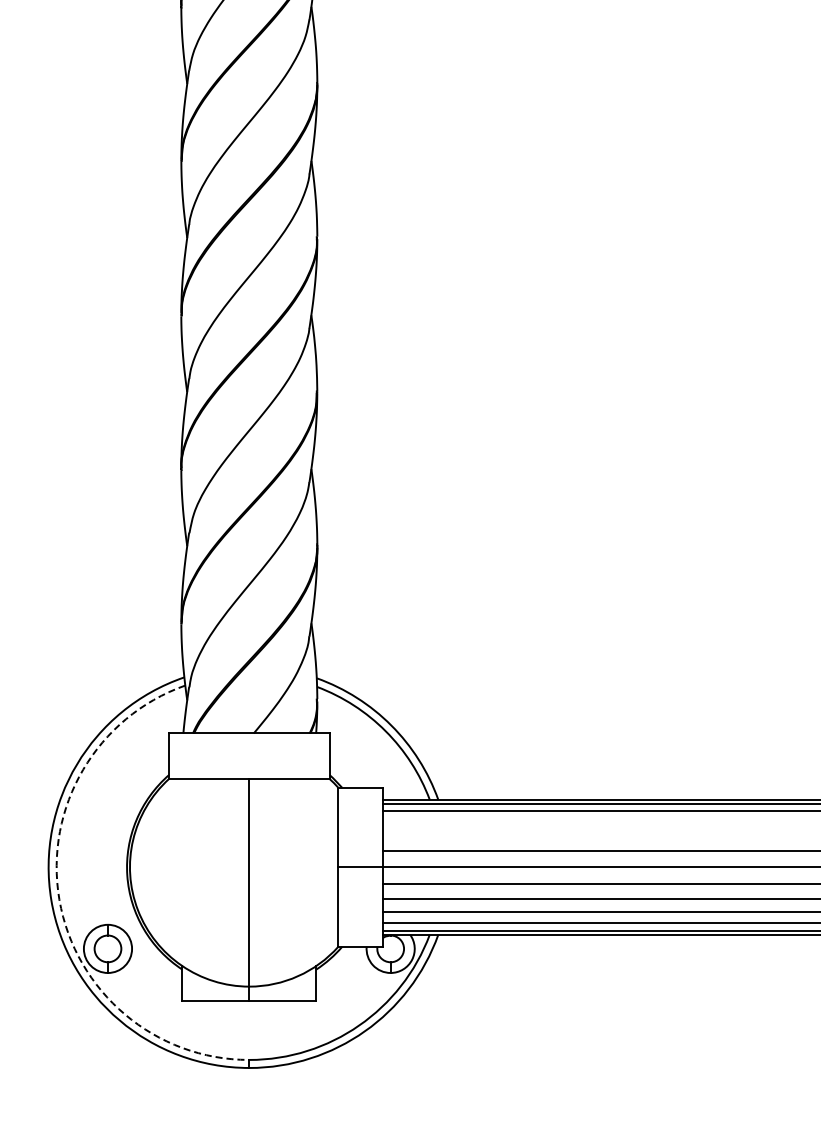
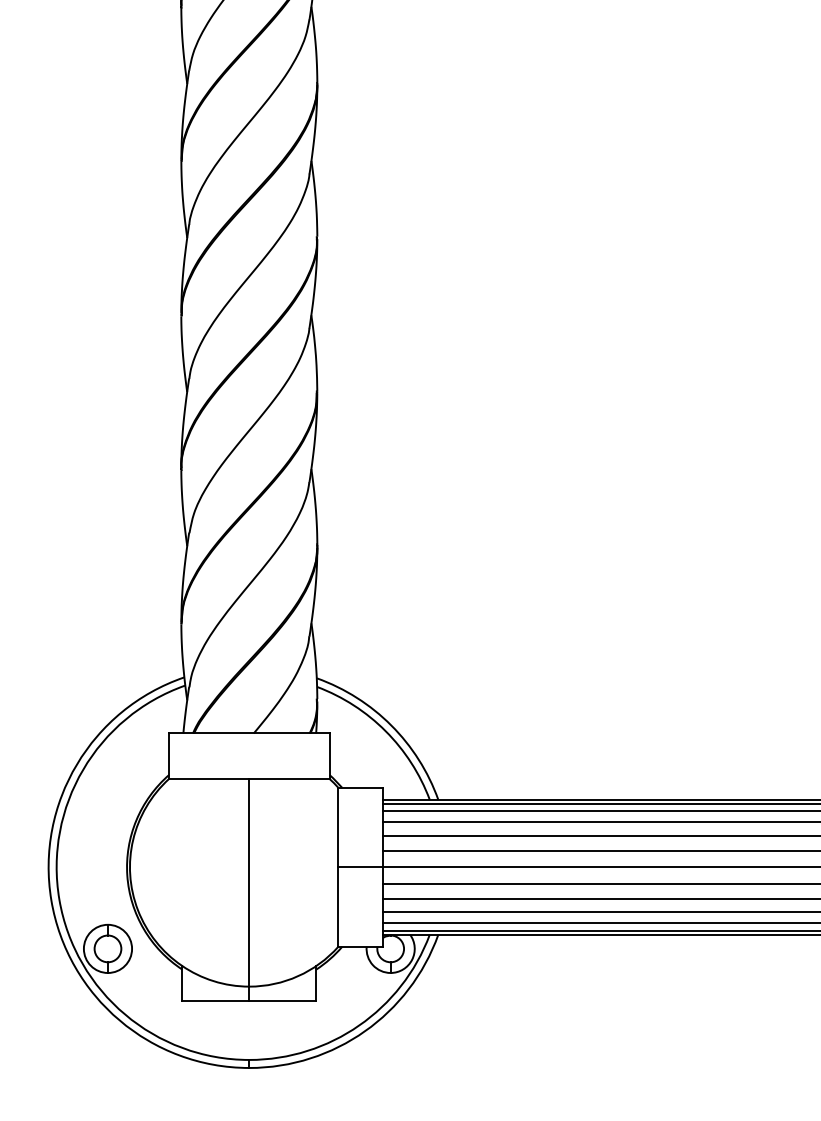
line: none -> present (600, 822)
line: none -> present (600, 835)
arc: dashed -> solid (59, 899)
